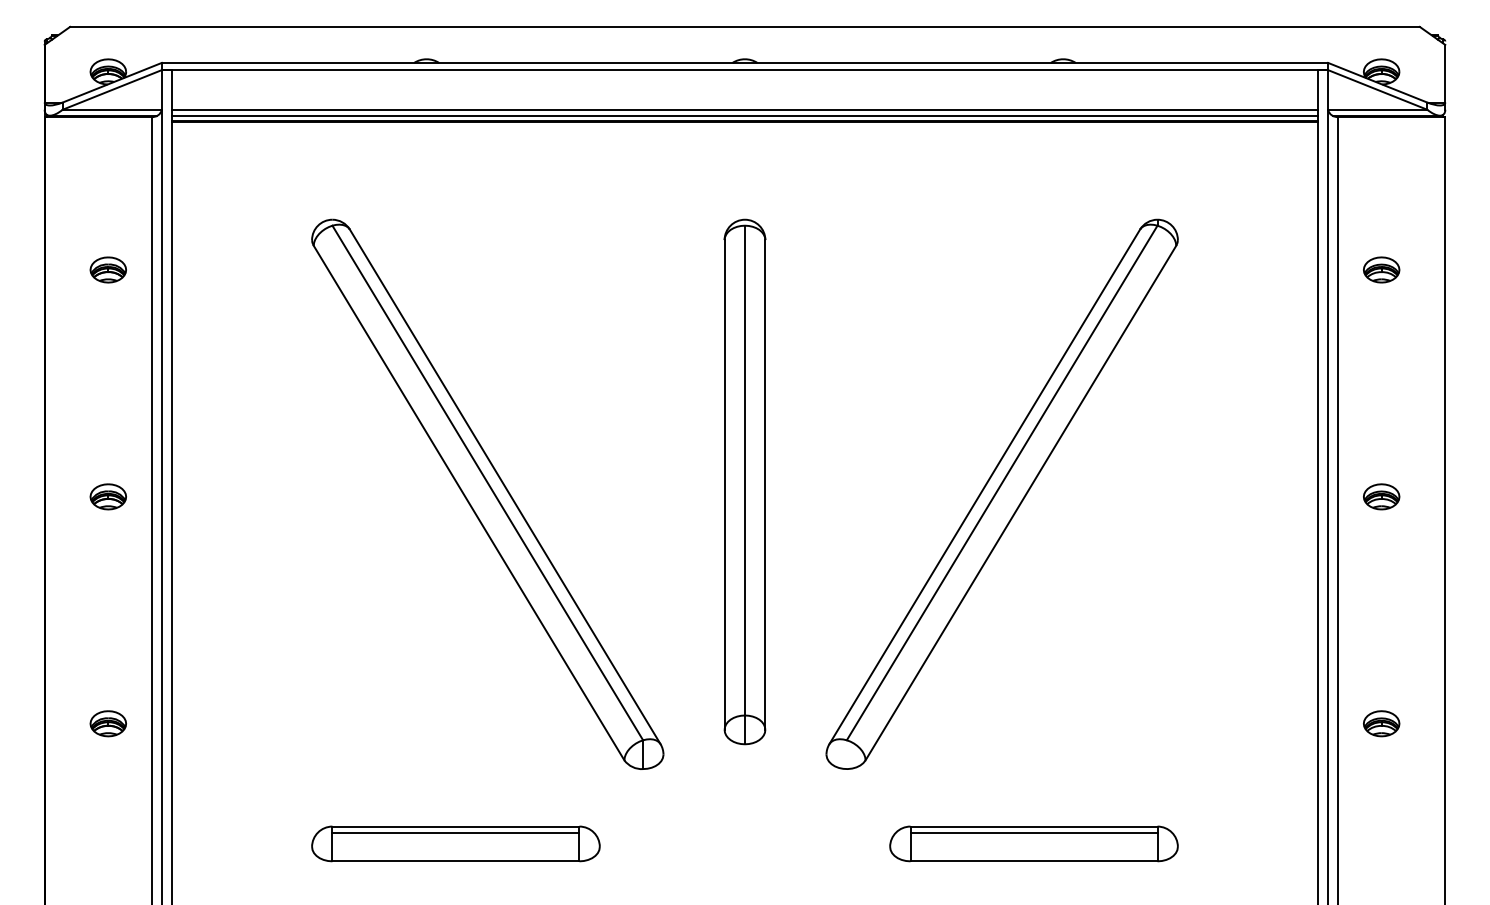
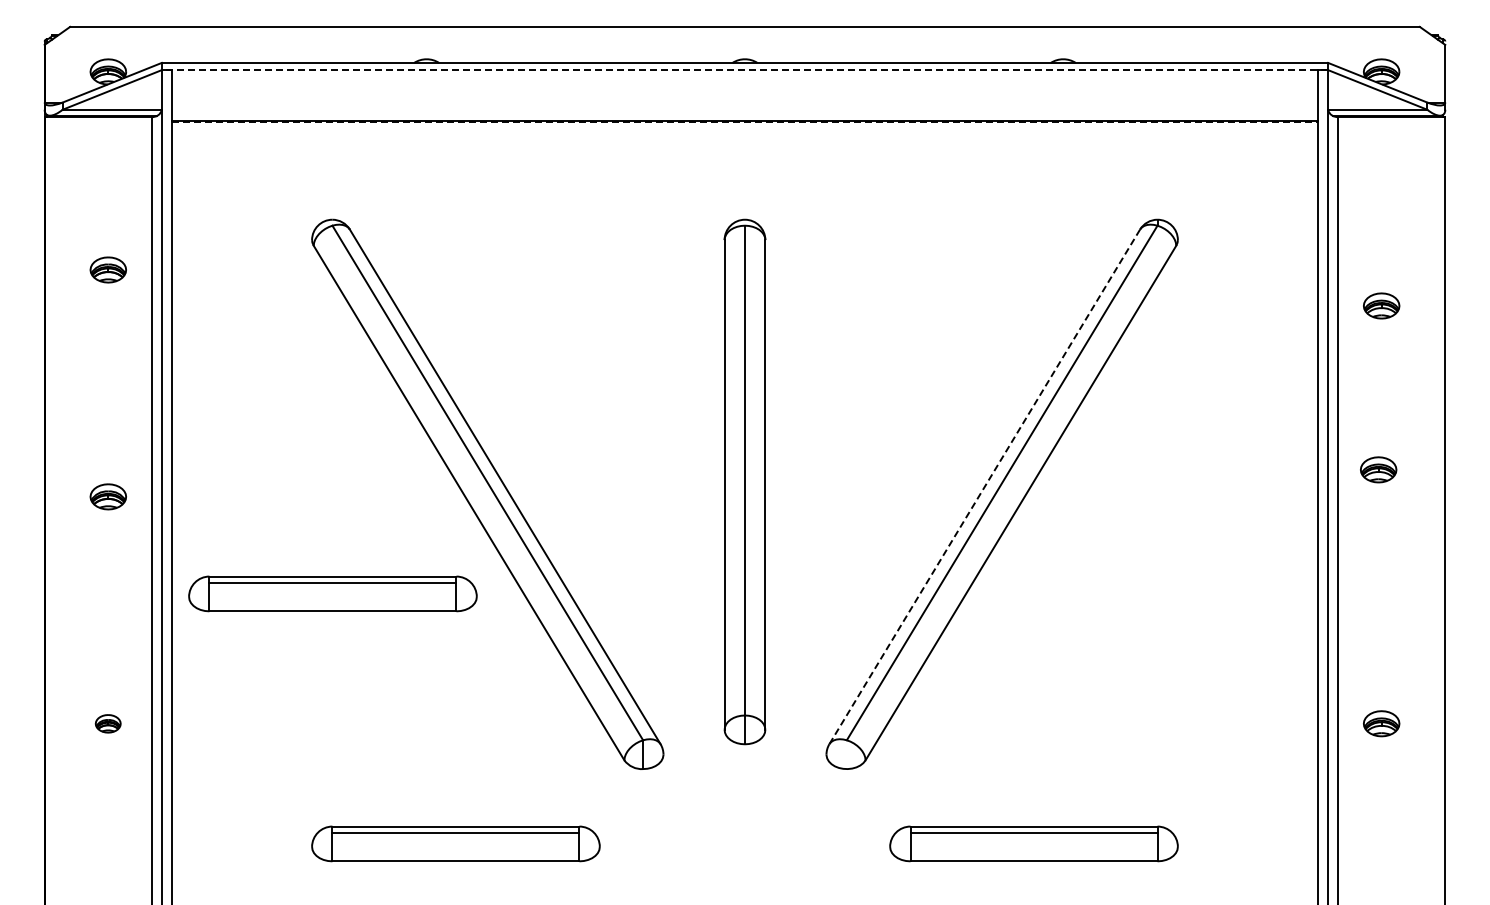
line: solid -> dashed (744, 70)
line: present -> none (744, 109)
line: present -> none (744, 115)
line: solid -> dashed (744, 122)
part position: (1381, 269) -> (1381, 305) (1381, 305)
line: solid -> dashed (984, 486)
part position: (1381, 496) -> (1378, 469) (1378, 469)
part: none -> present (332, 593)
part size: 38x28 px -> 28x20 px (107, 723)
